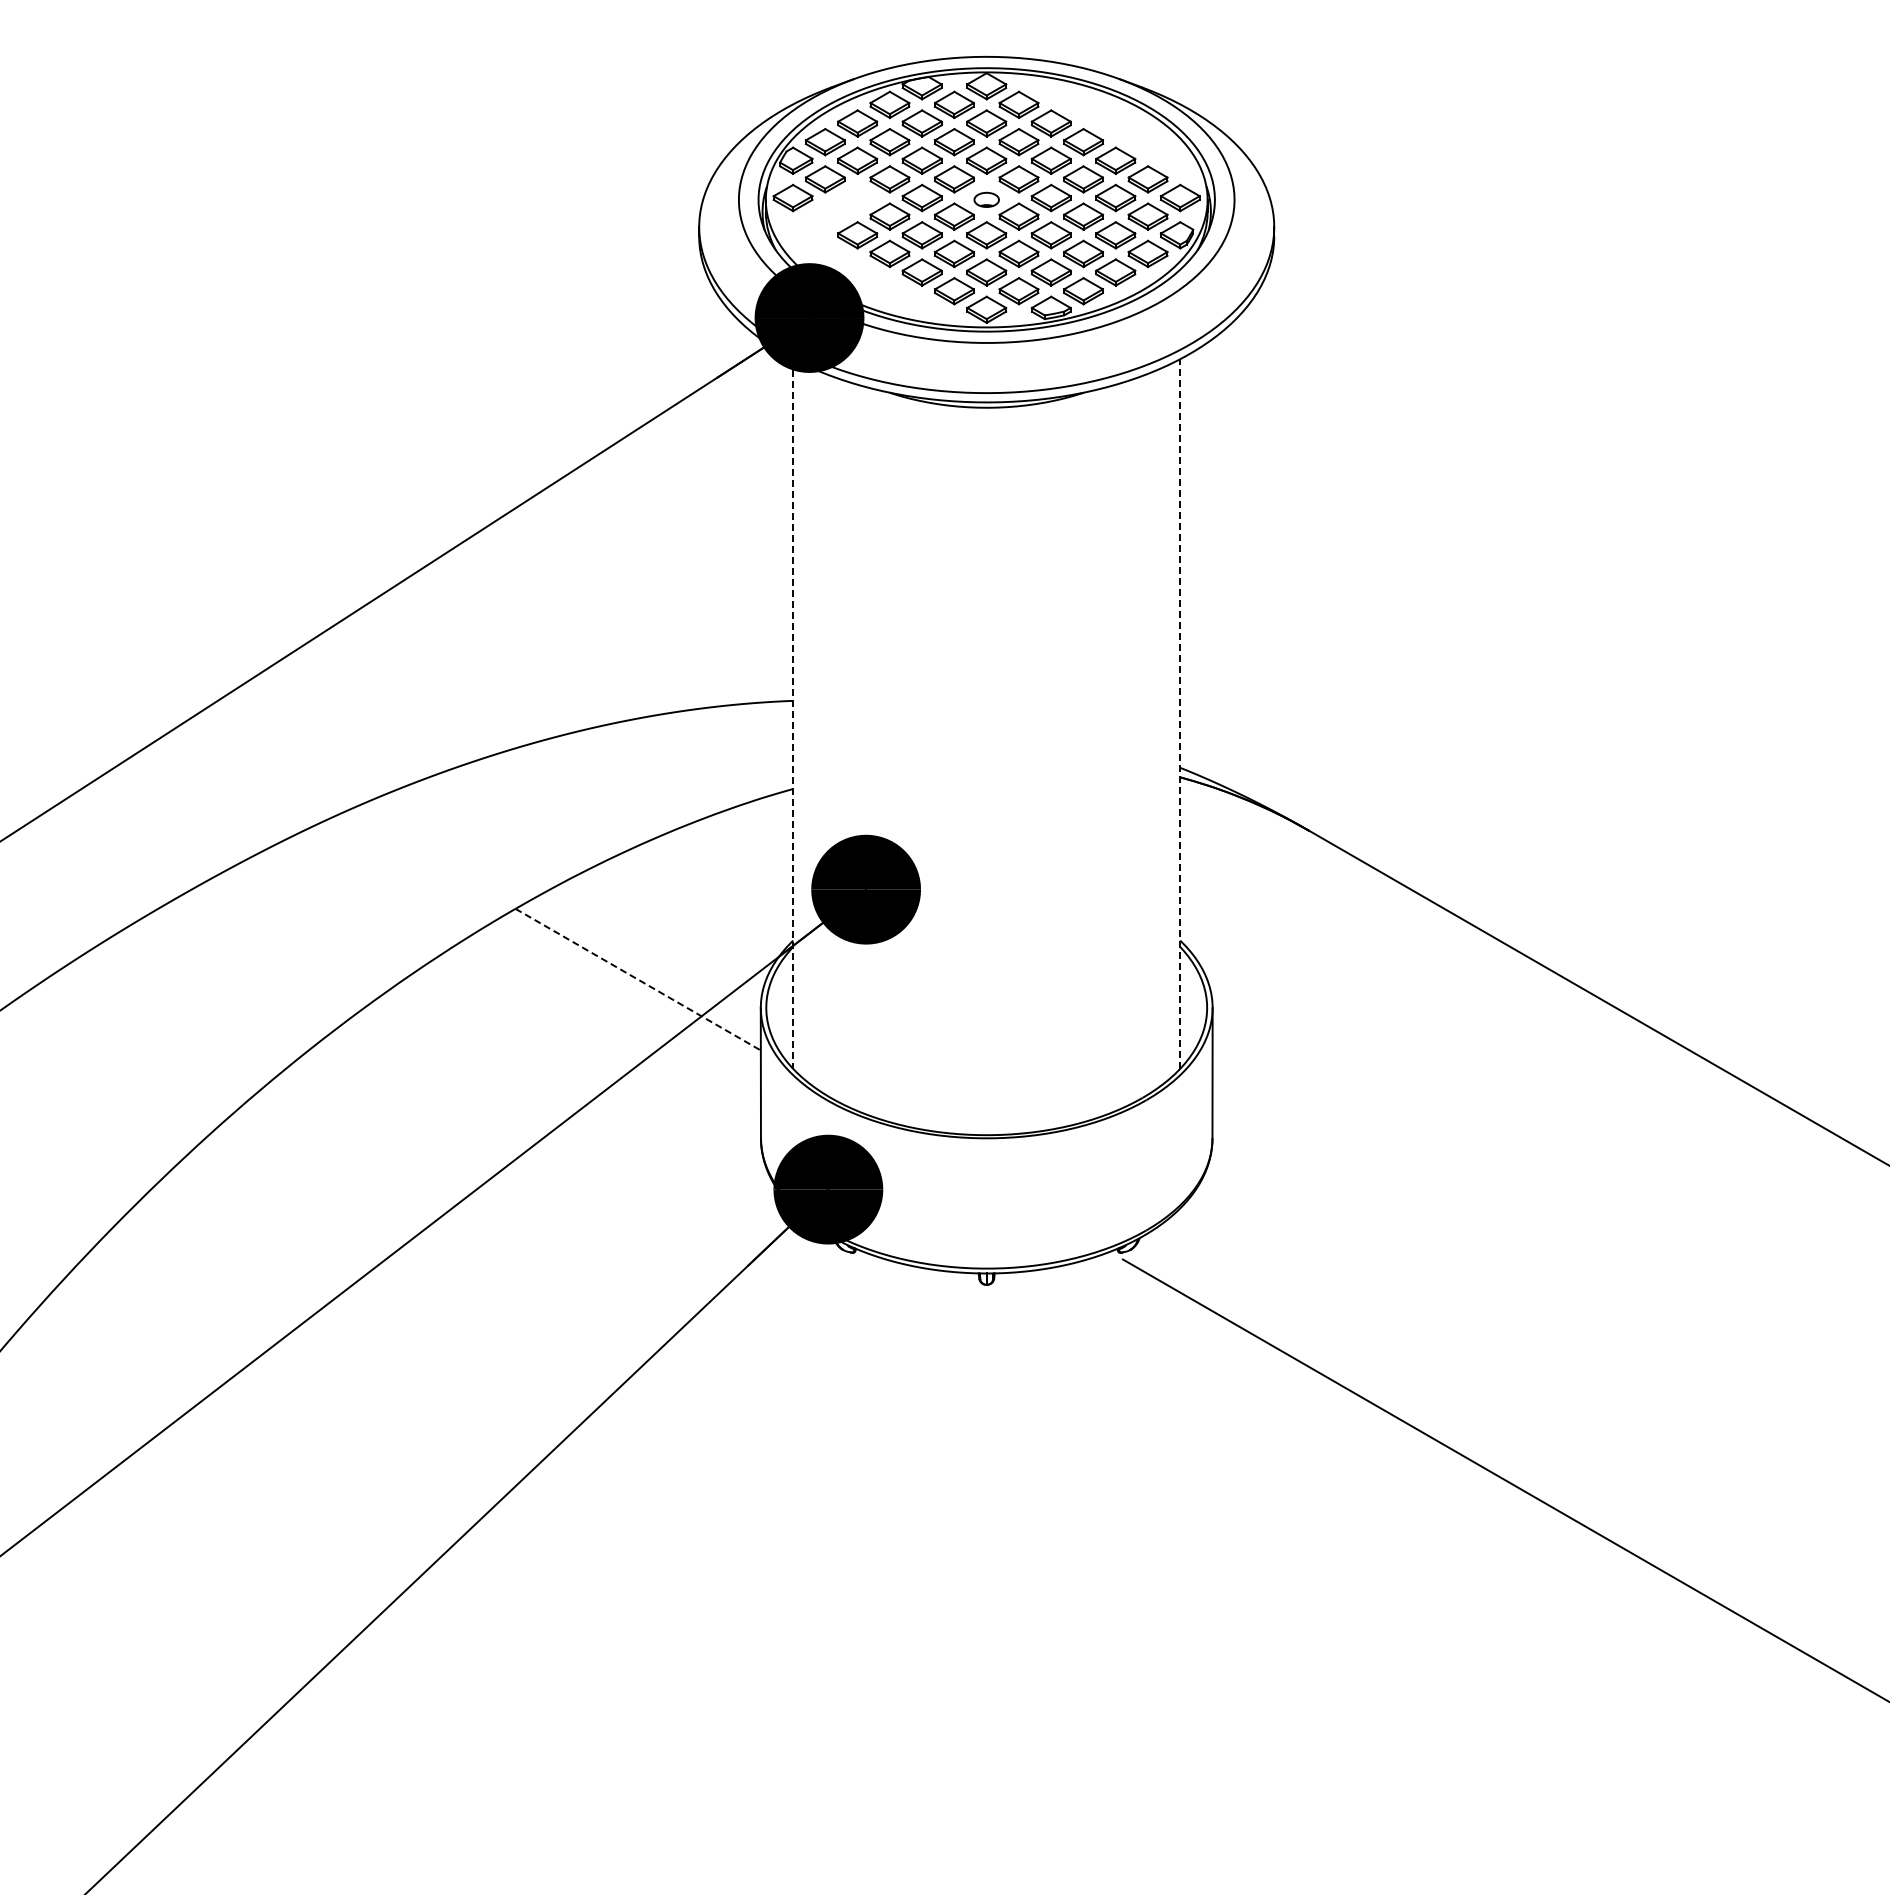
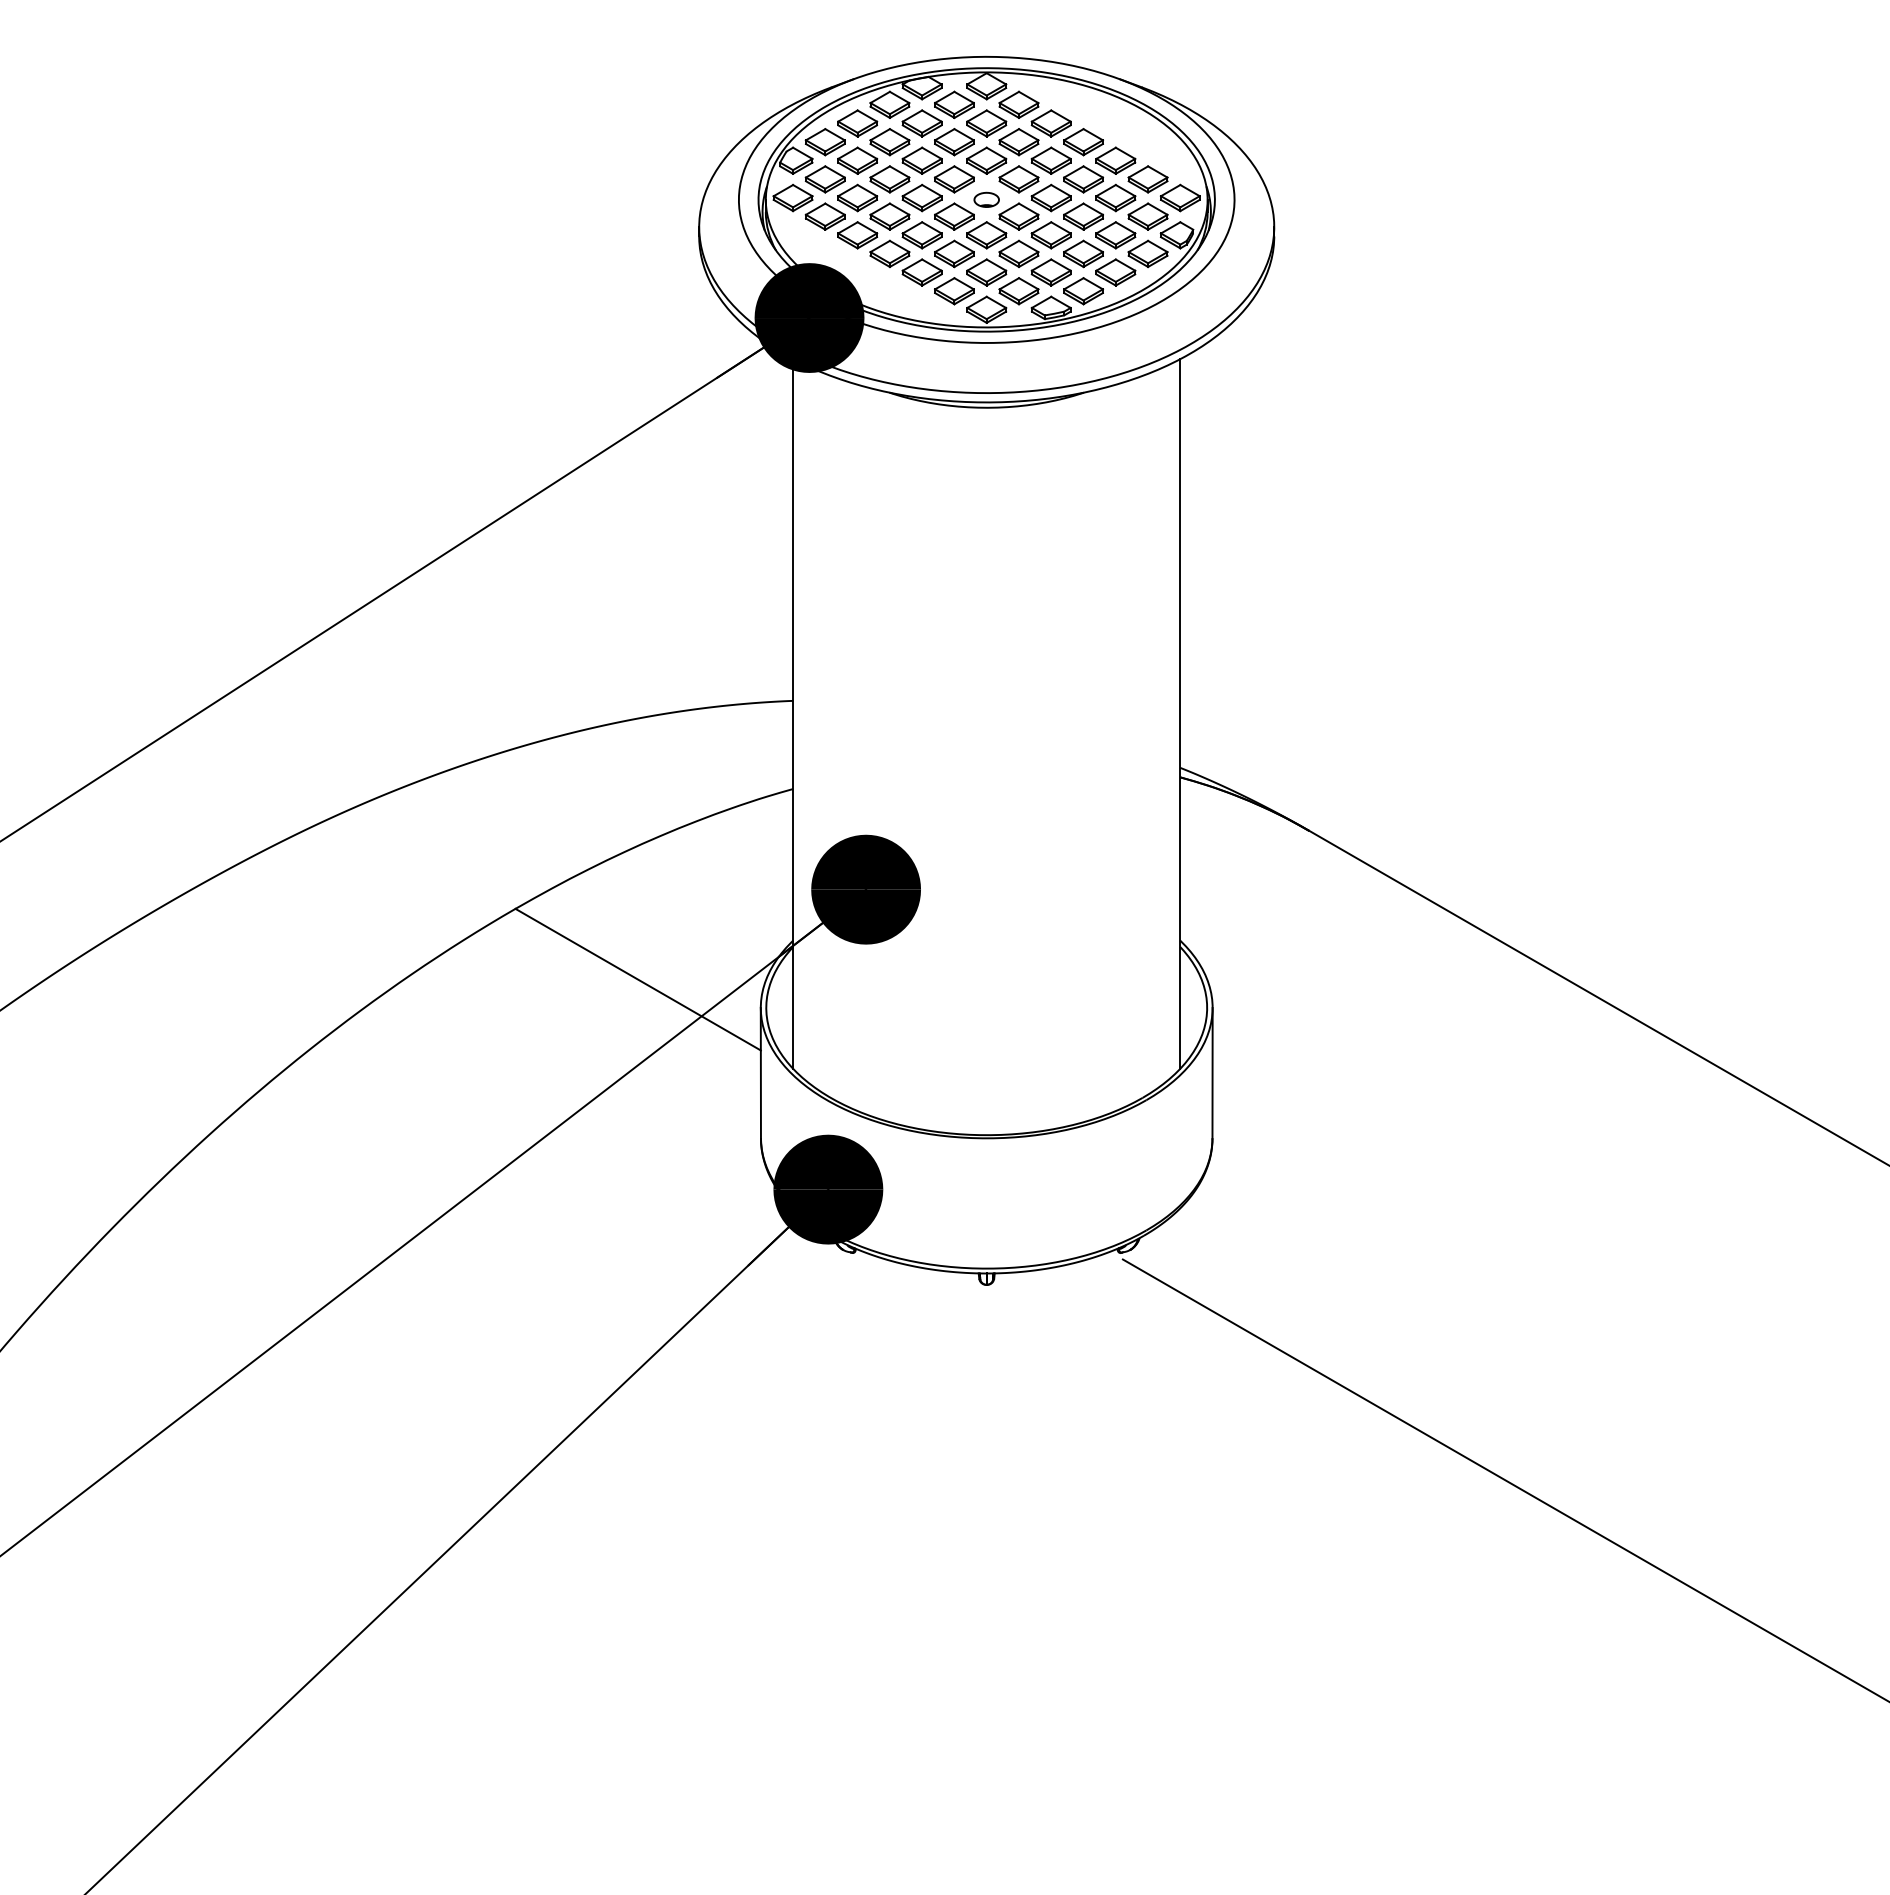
part: none -> present (841, 206)
line: dashed -> solid (793, 714)
line: dashed -> solid (1180, 714)
line: dashed -> solid (638, 979)
